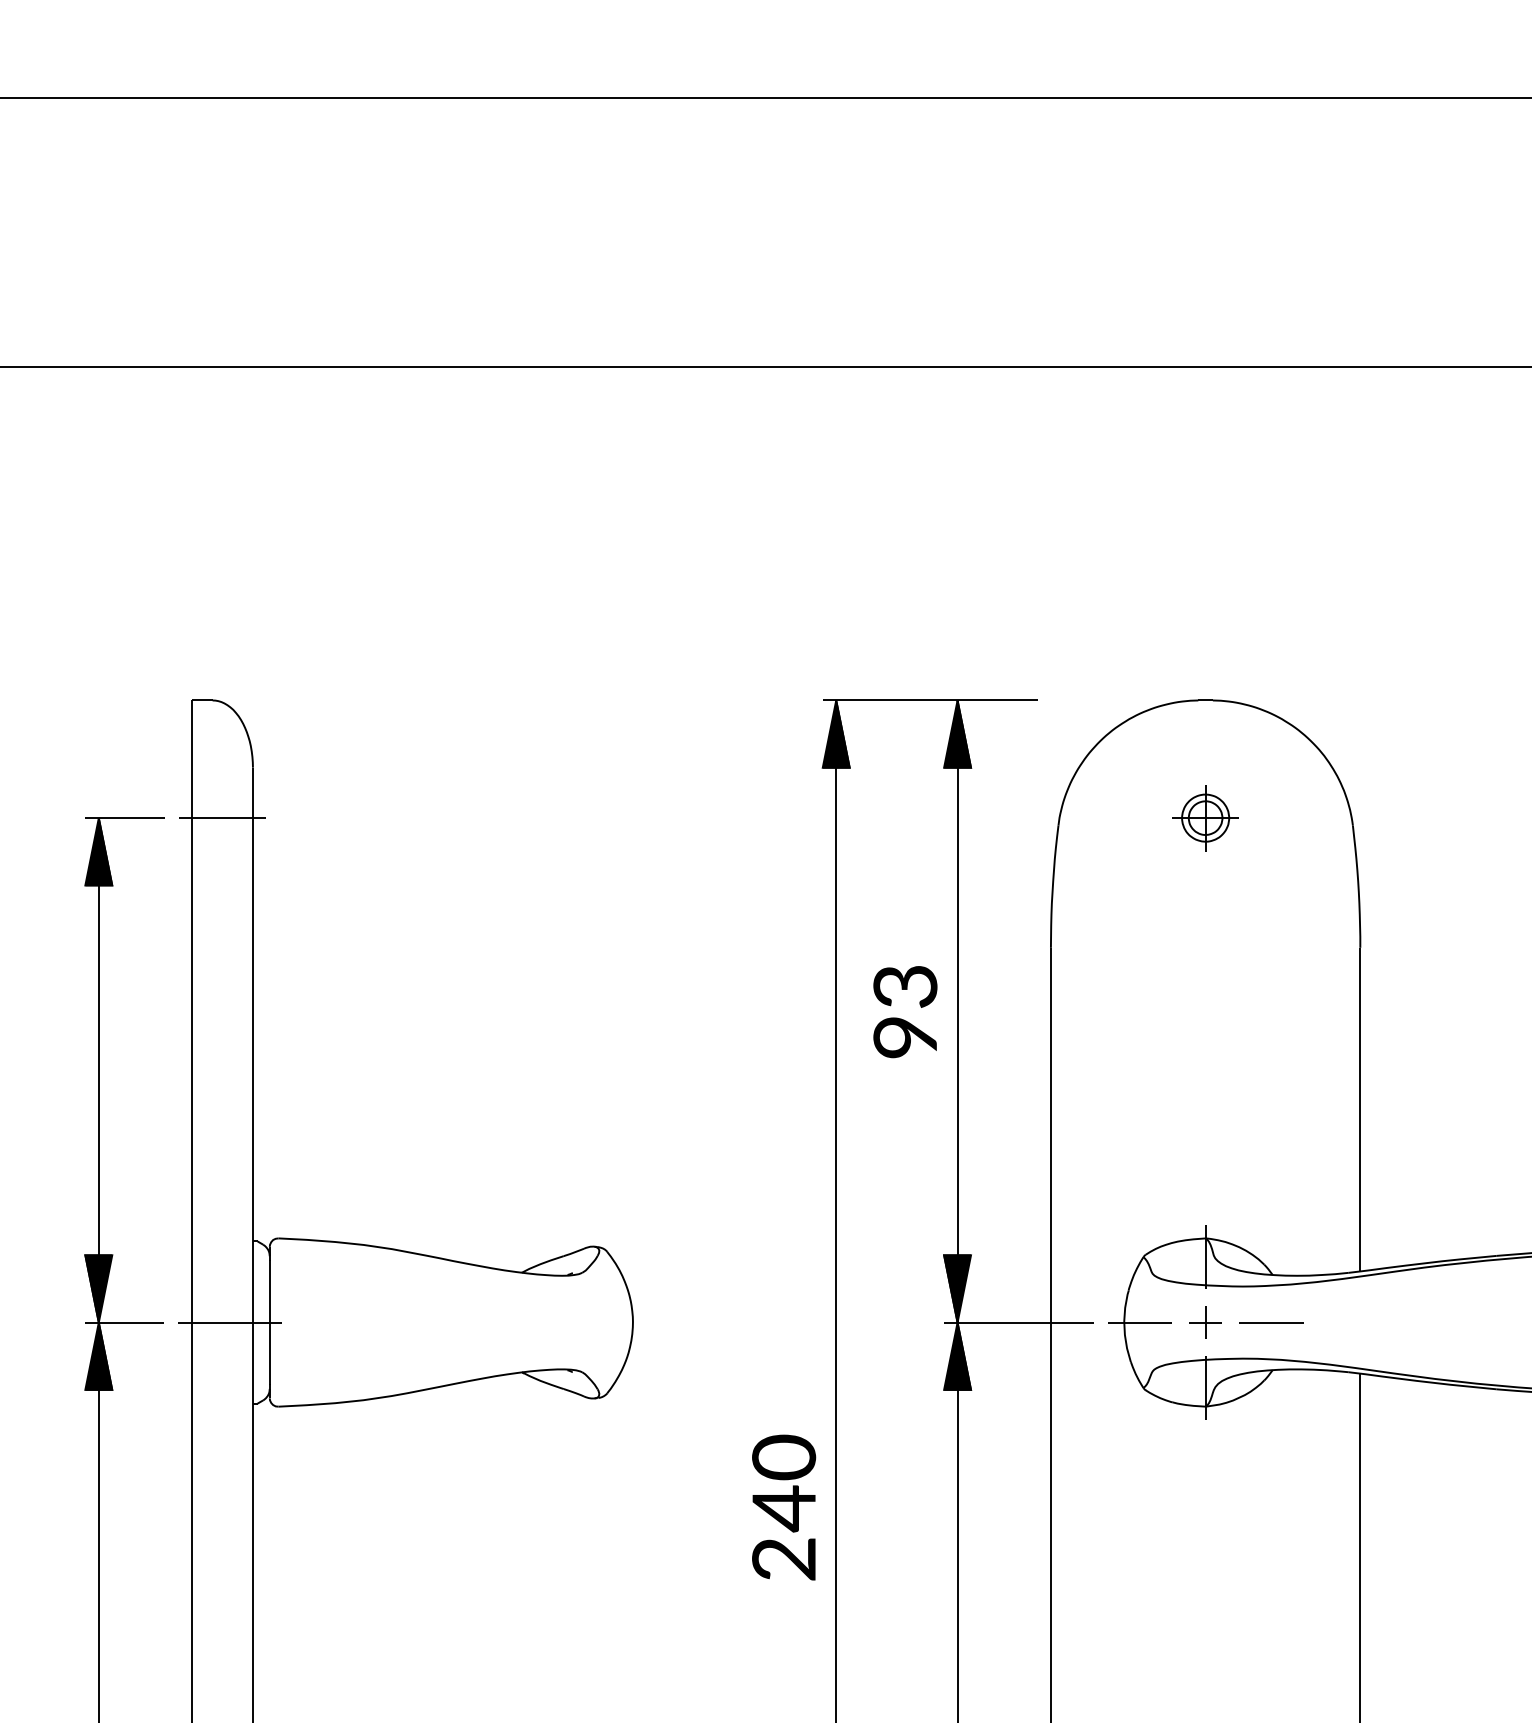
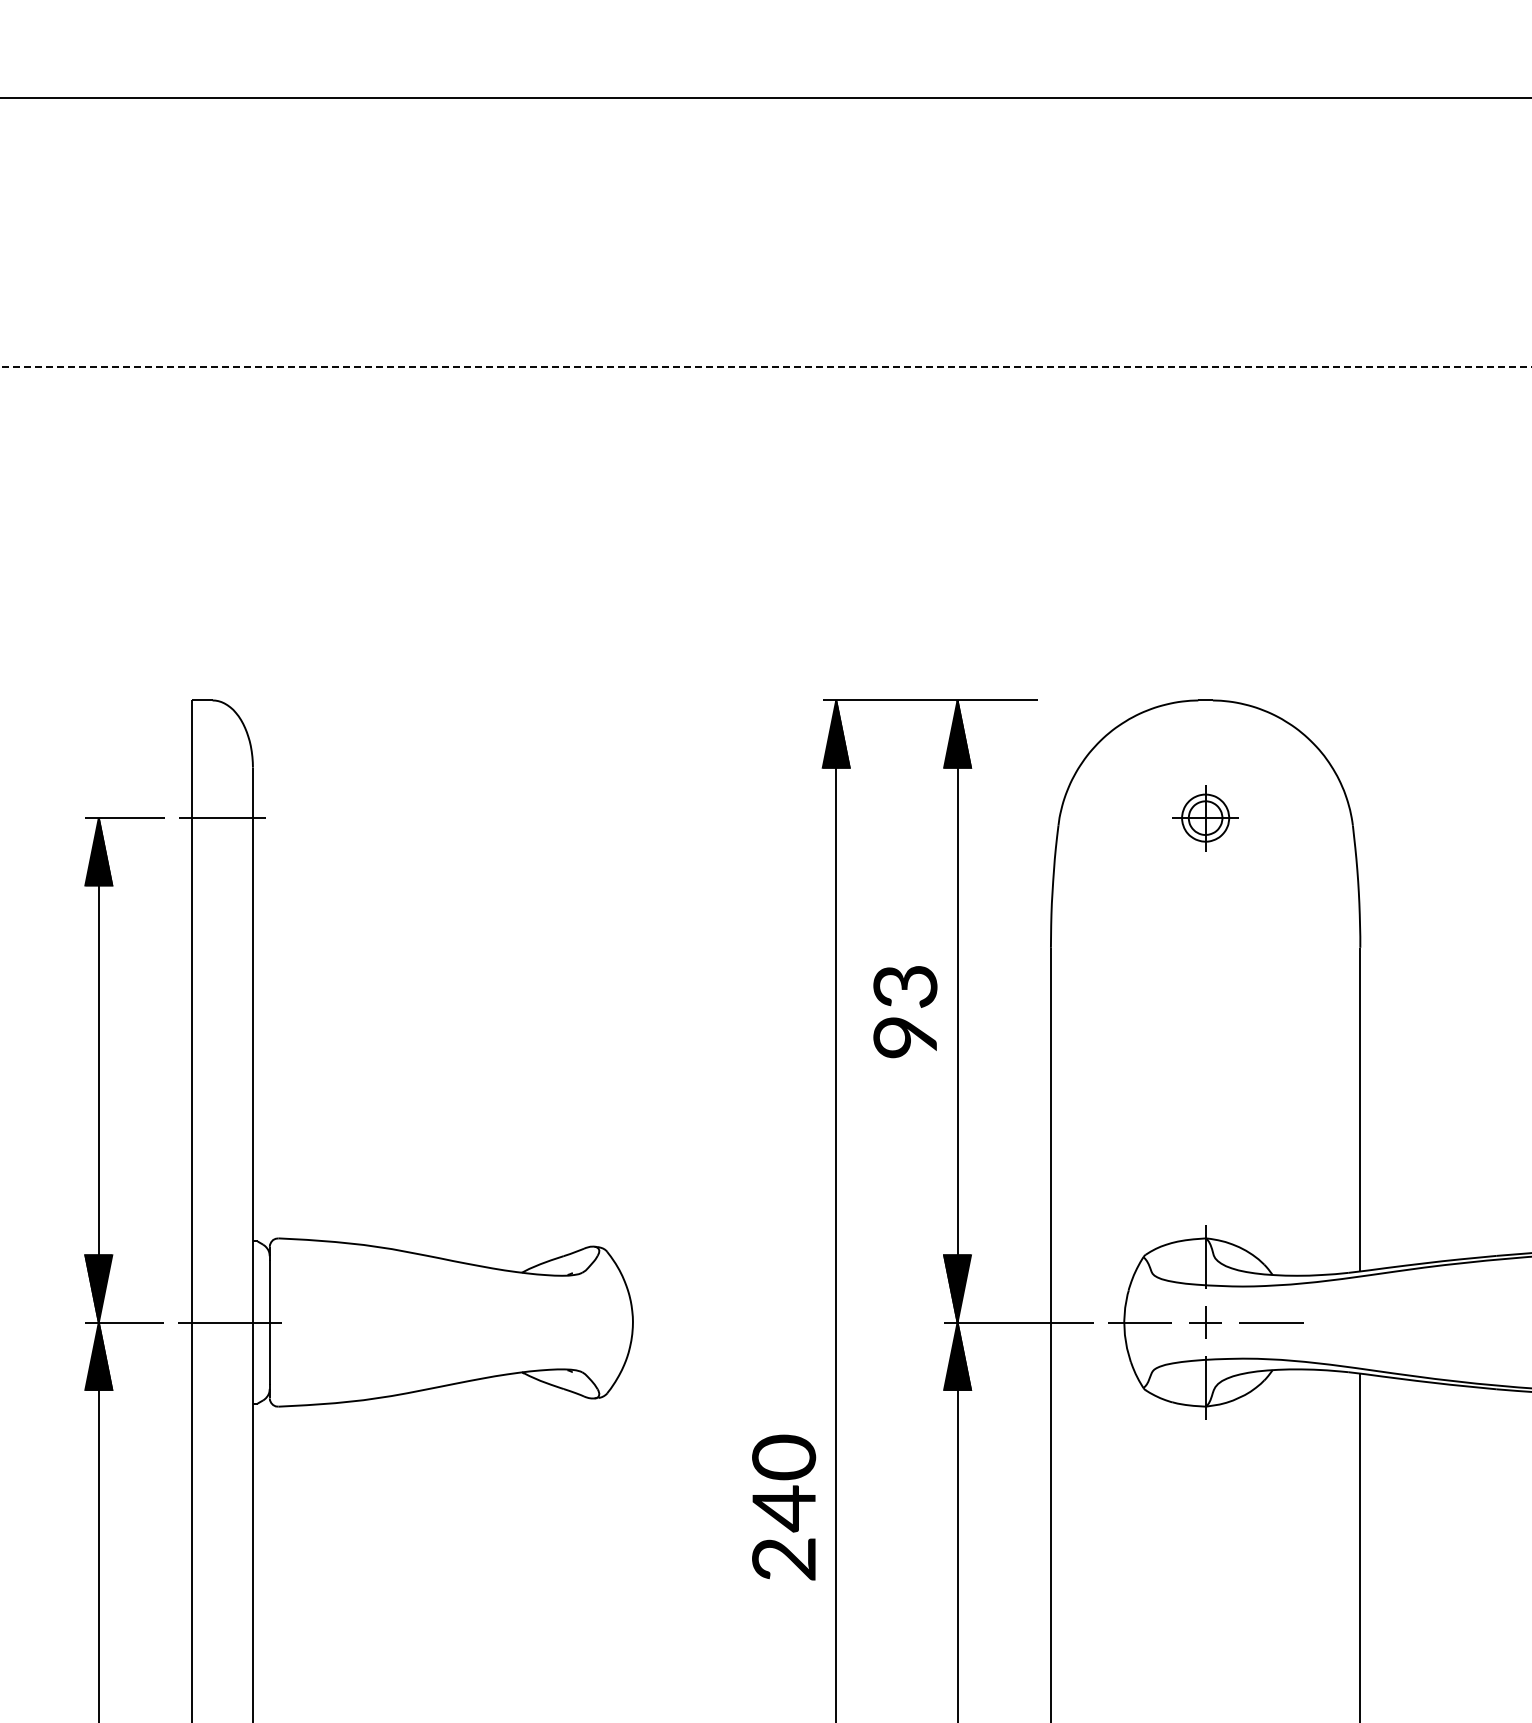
line: solid -> dashed (766, 366)
